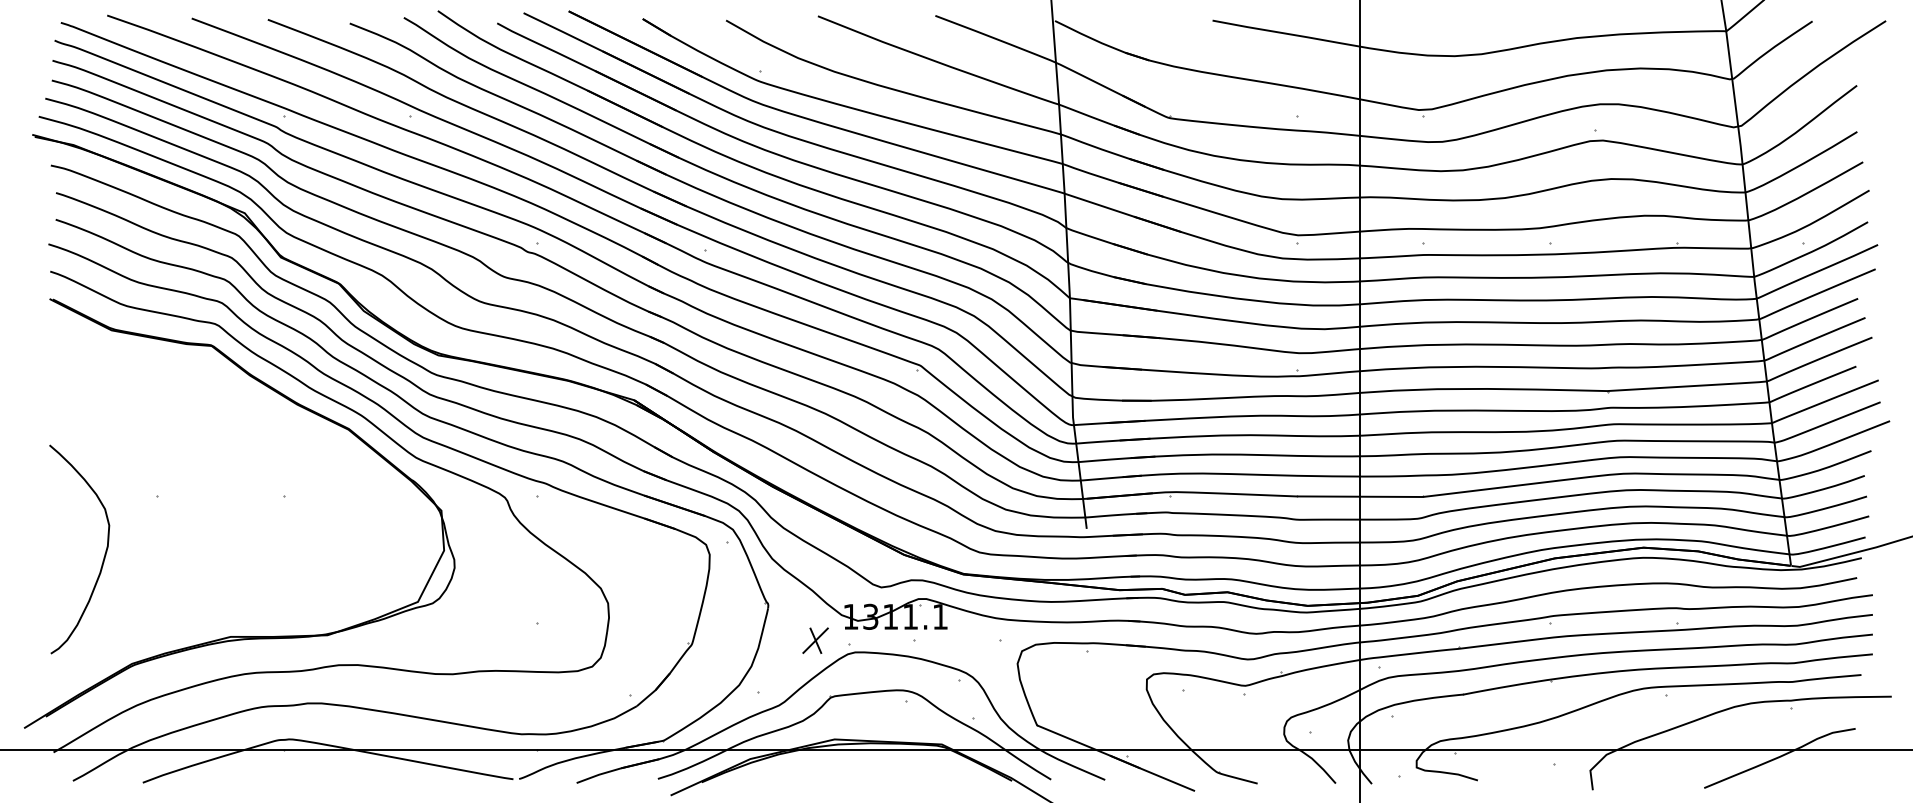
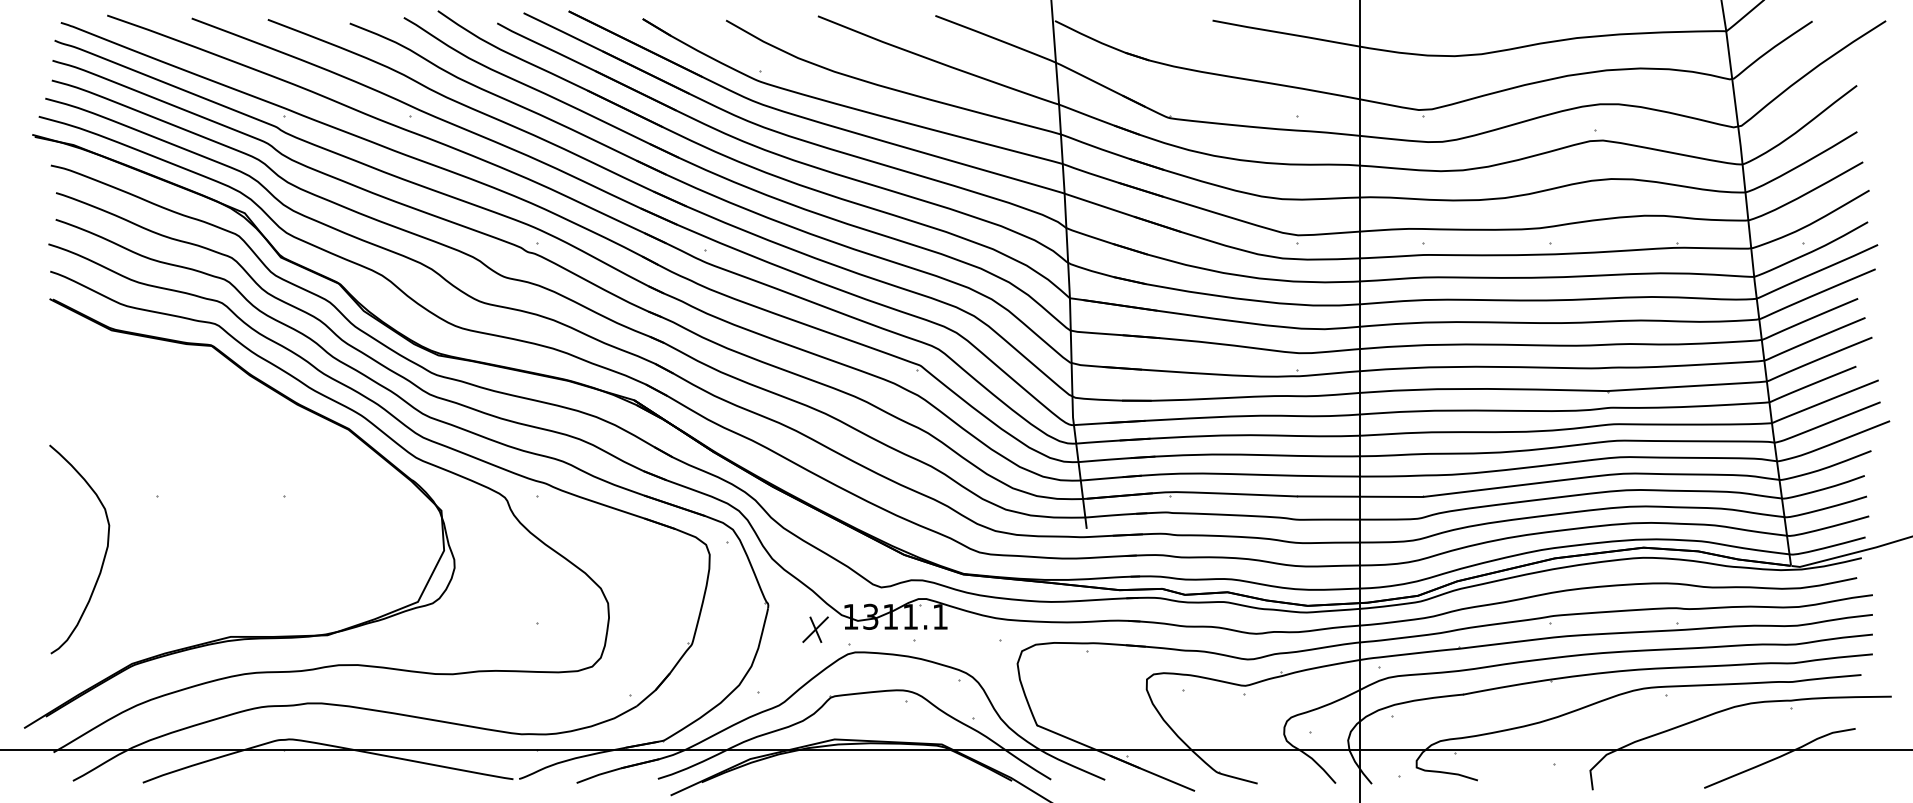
part position: (815, 640) -> (815, 629) (815, 629)
